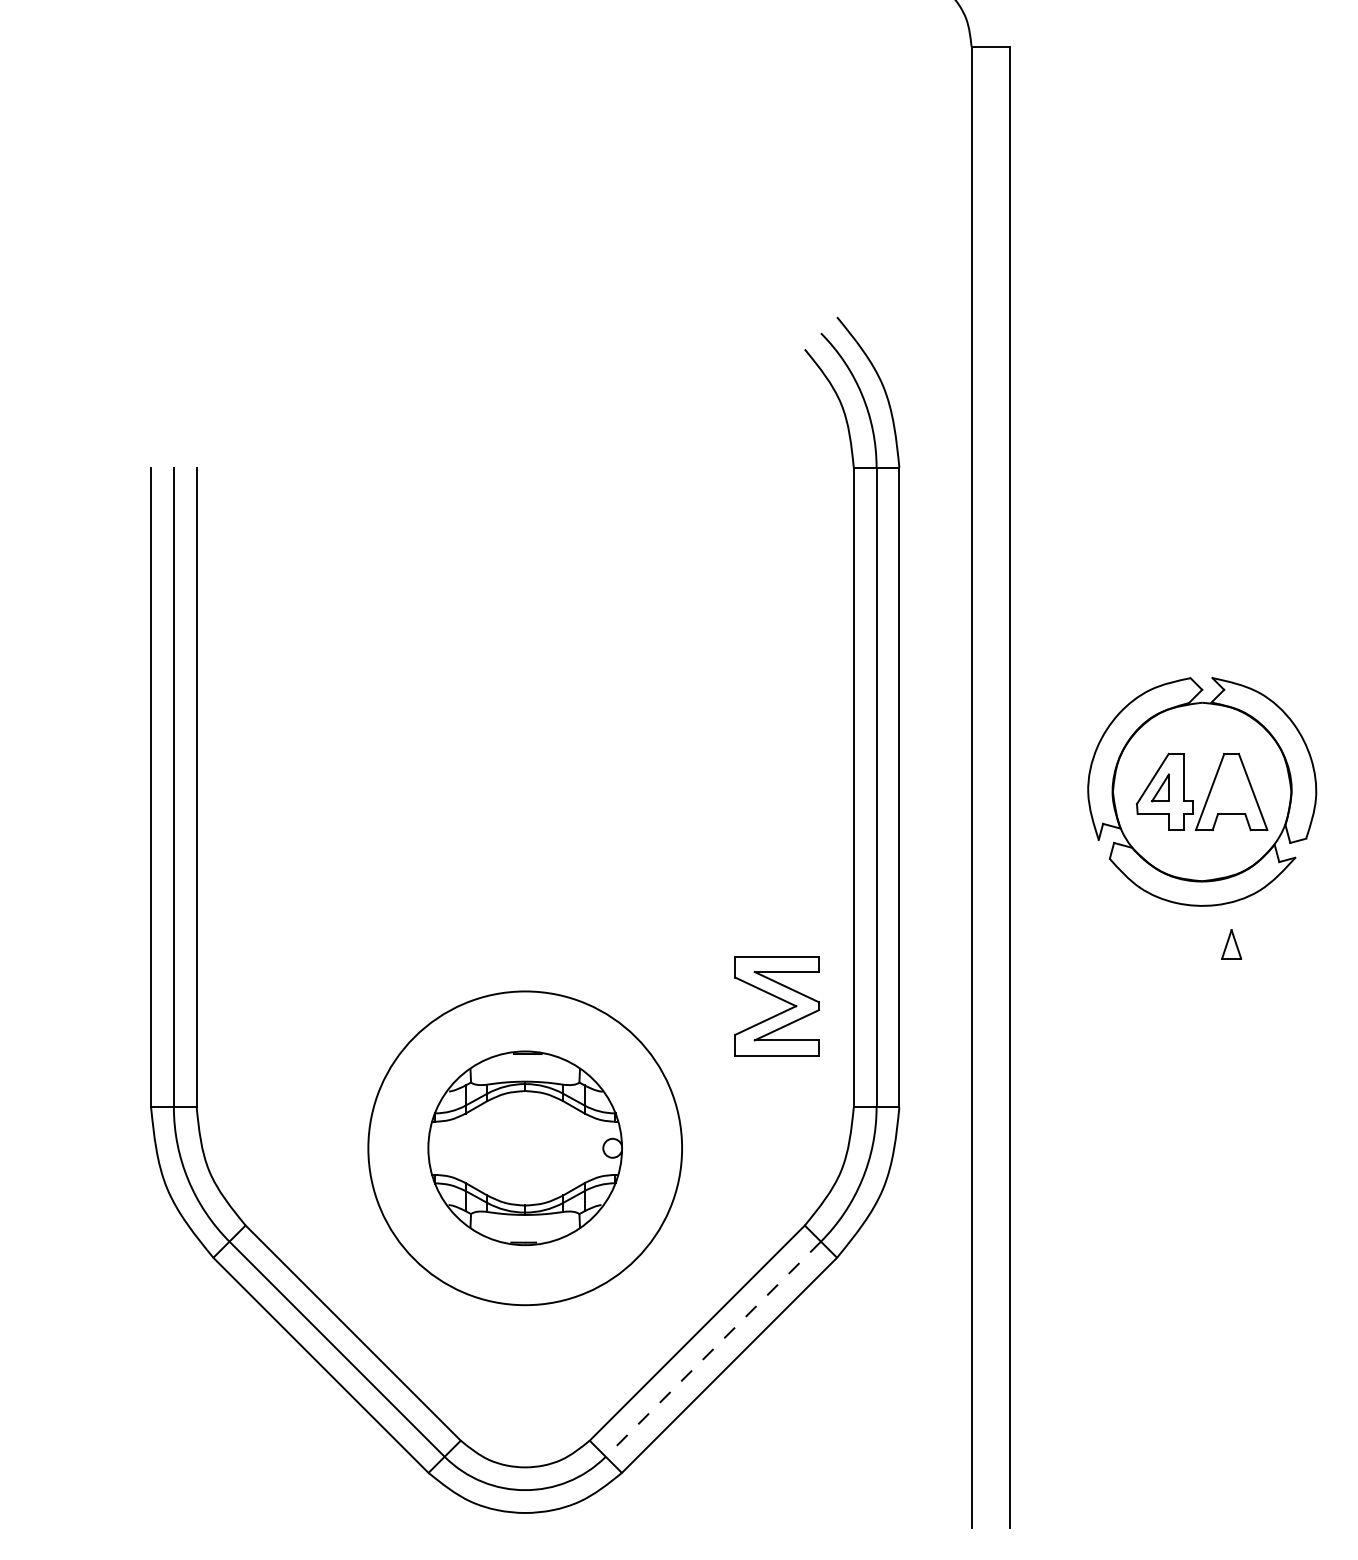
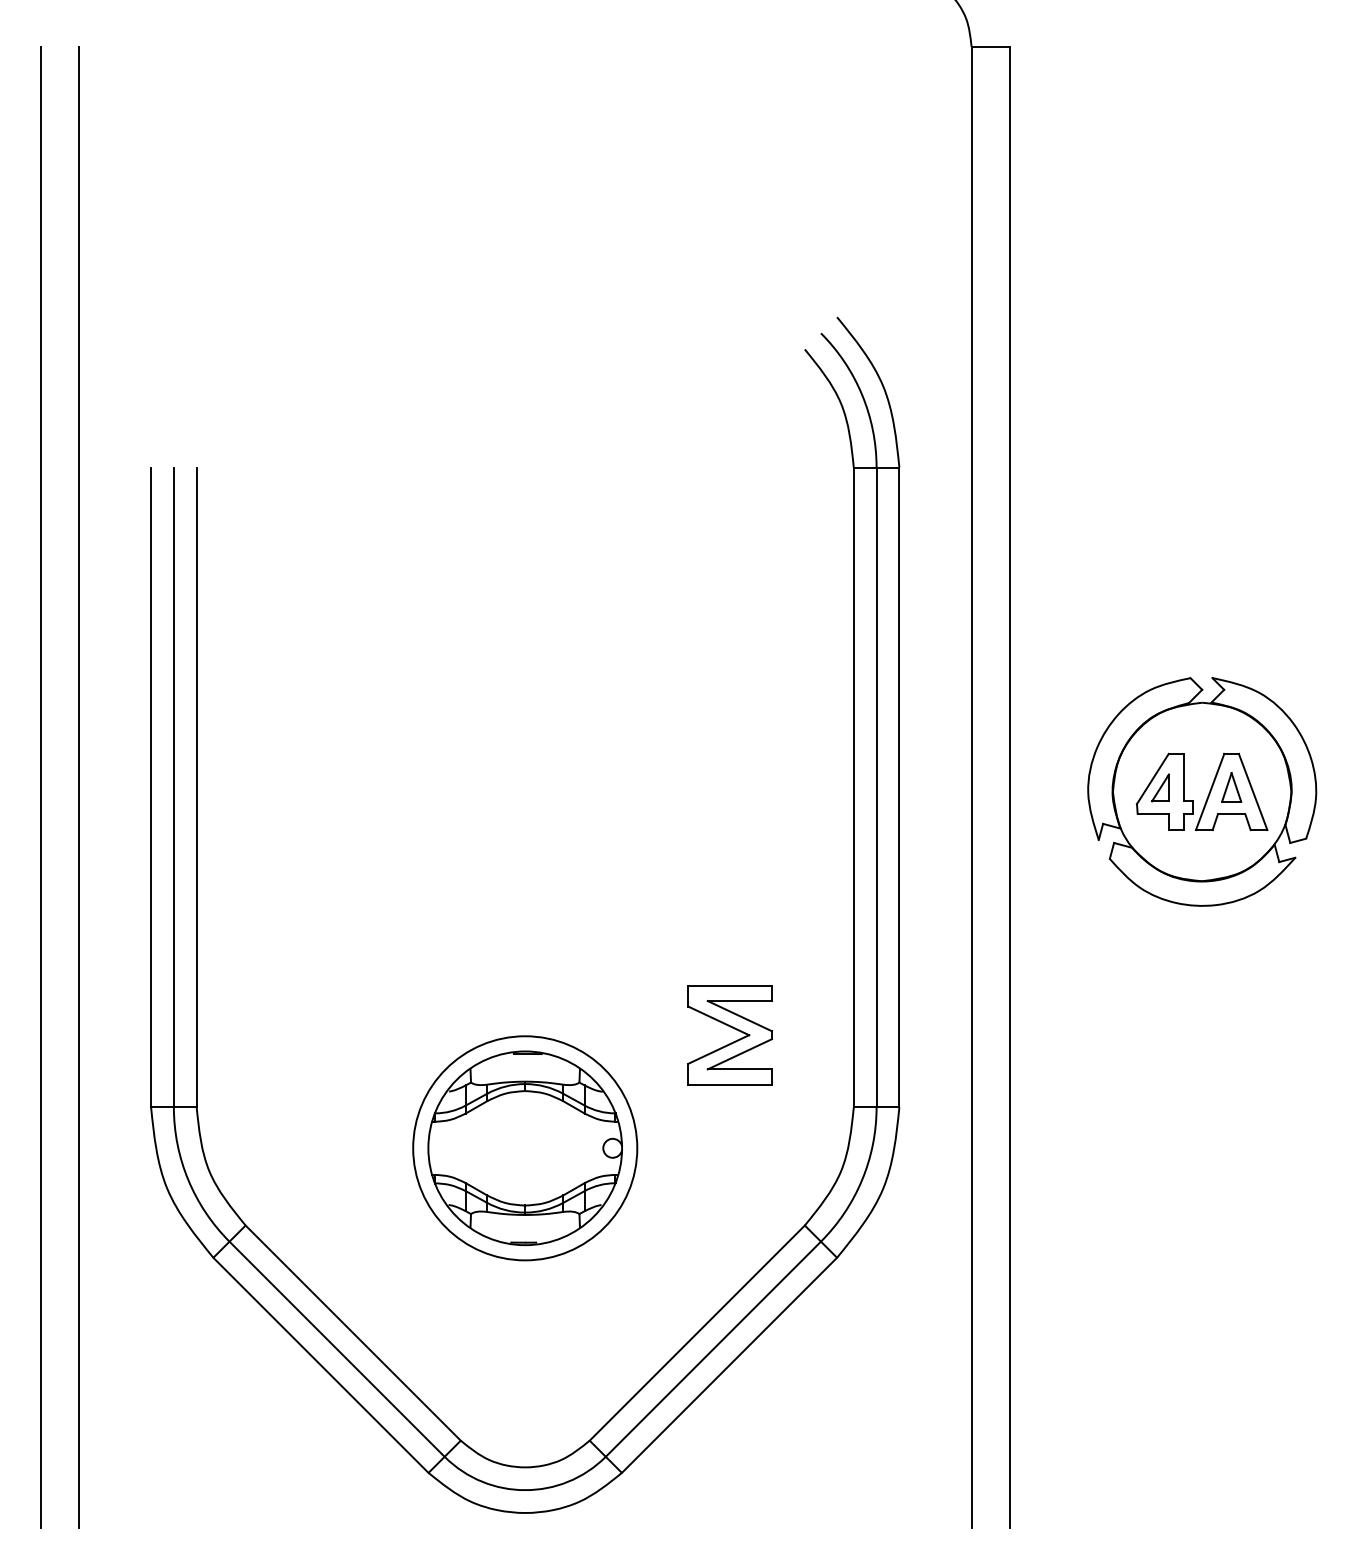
line: none -> present (40, 787)
line: none -> present (78, 787)
part position: (1231, 944) -> (1231, 787) (1231, 787)
part position: (780, 1012) -> (733, 1041) (733, 1041)
circle diameter: 314 px -> 224 px (525, 1148)
line: dashed -> solid (713, 1349)
